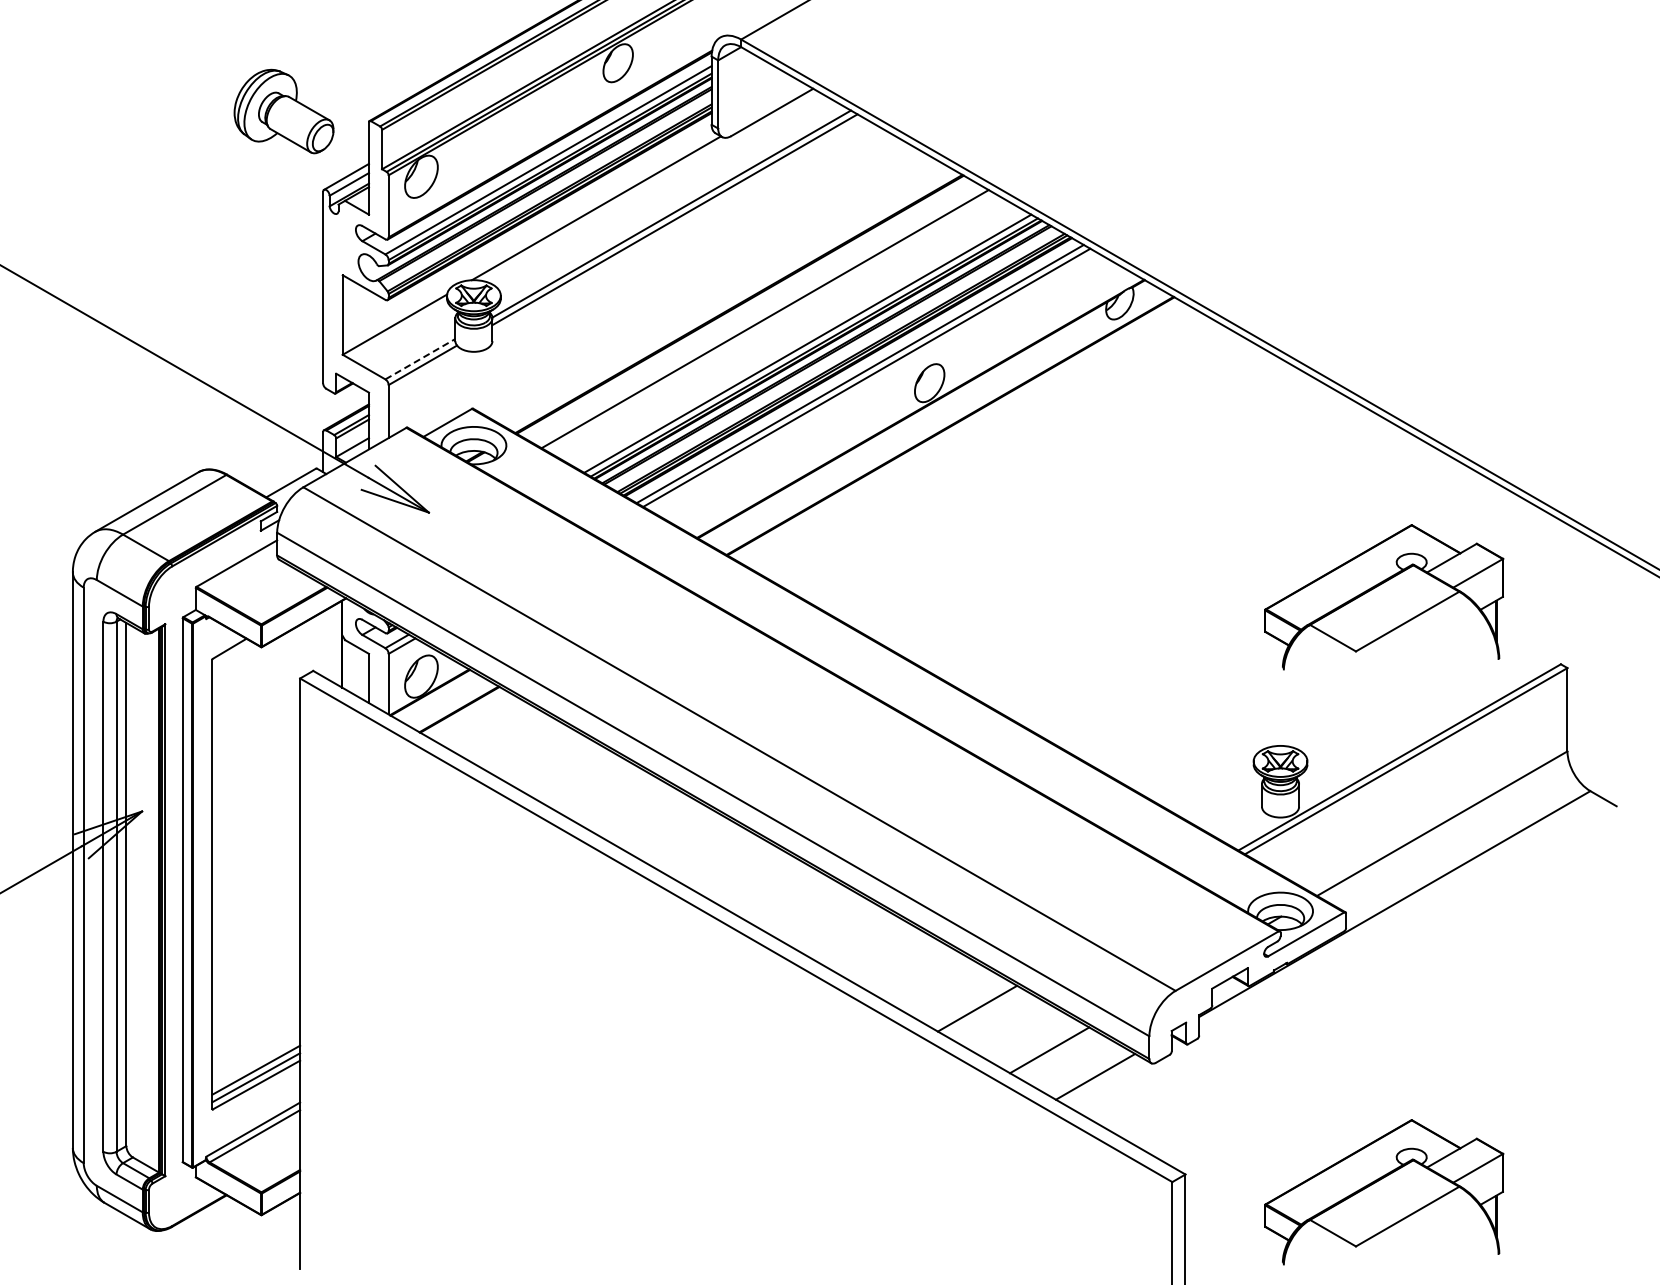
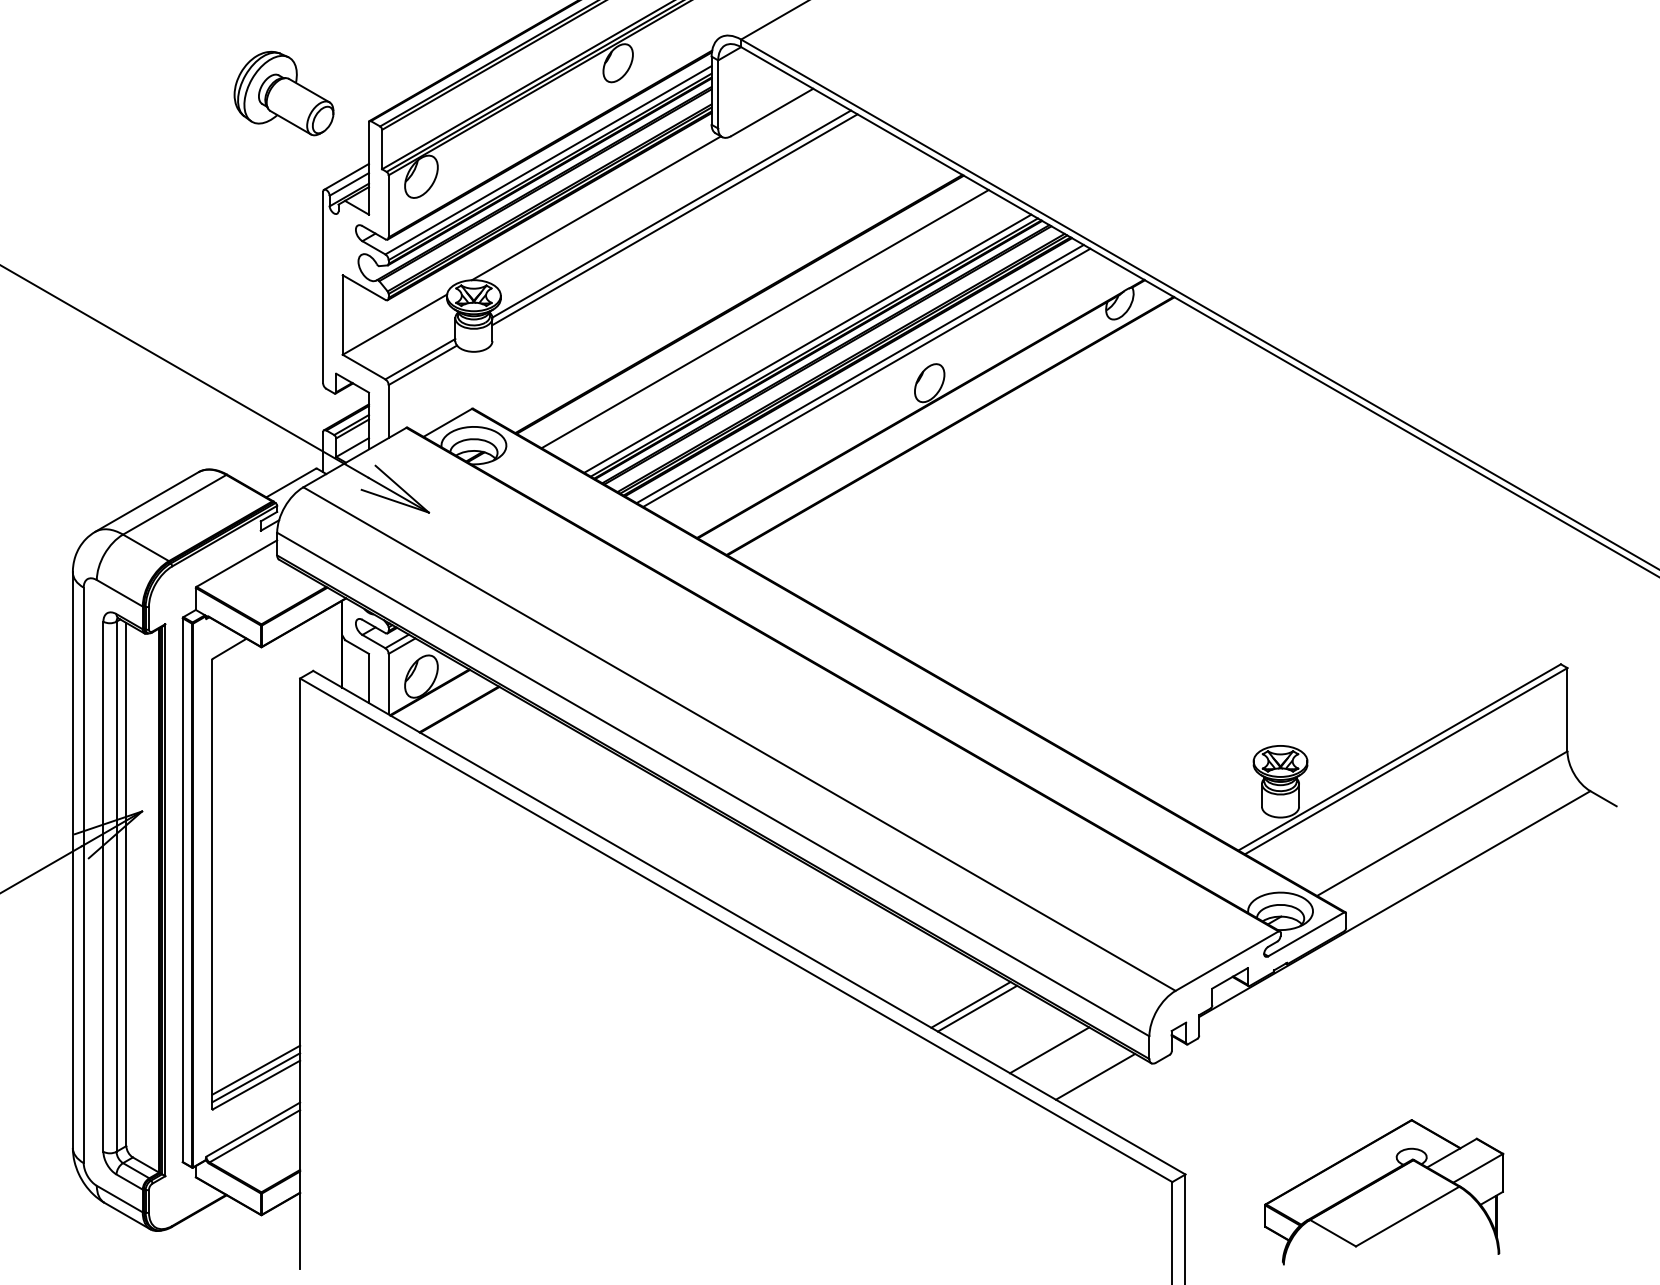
part position: (283, 111) -> (283, 93) (283, 93)
line: dashed -> solid (420, 358)
part: present -> none (1384, 597)
line: none -> present (970, 1004)
